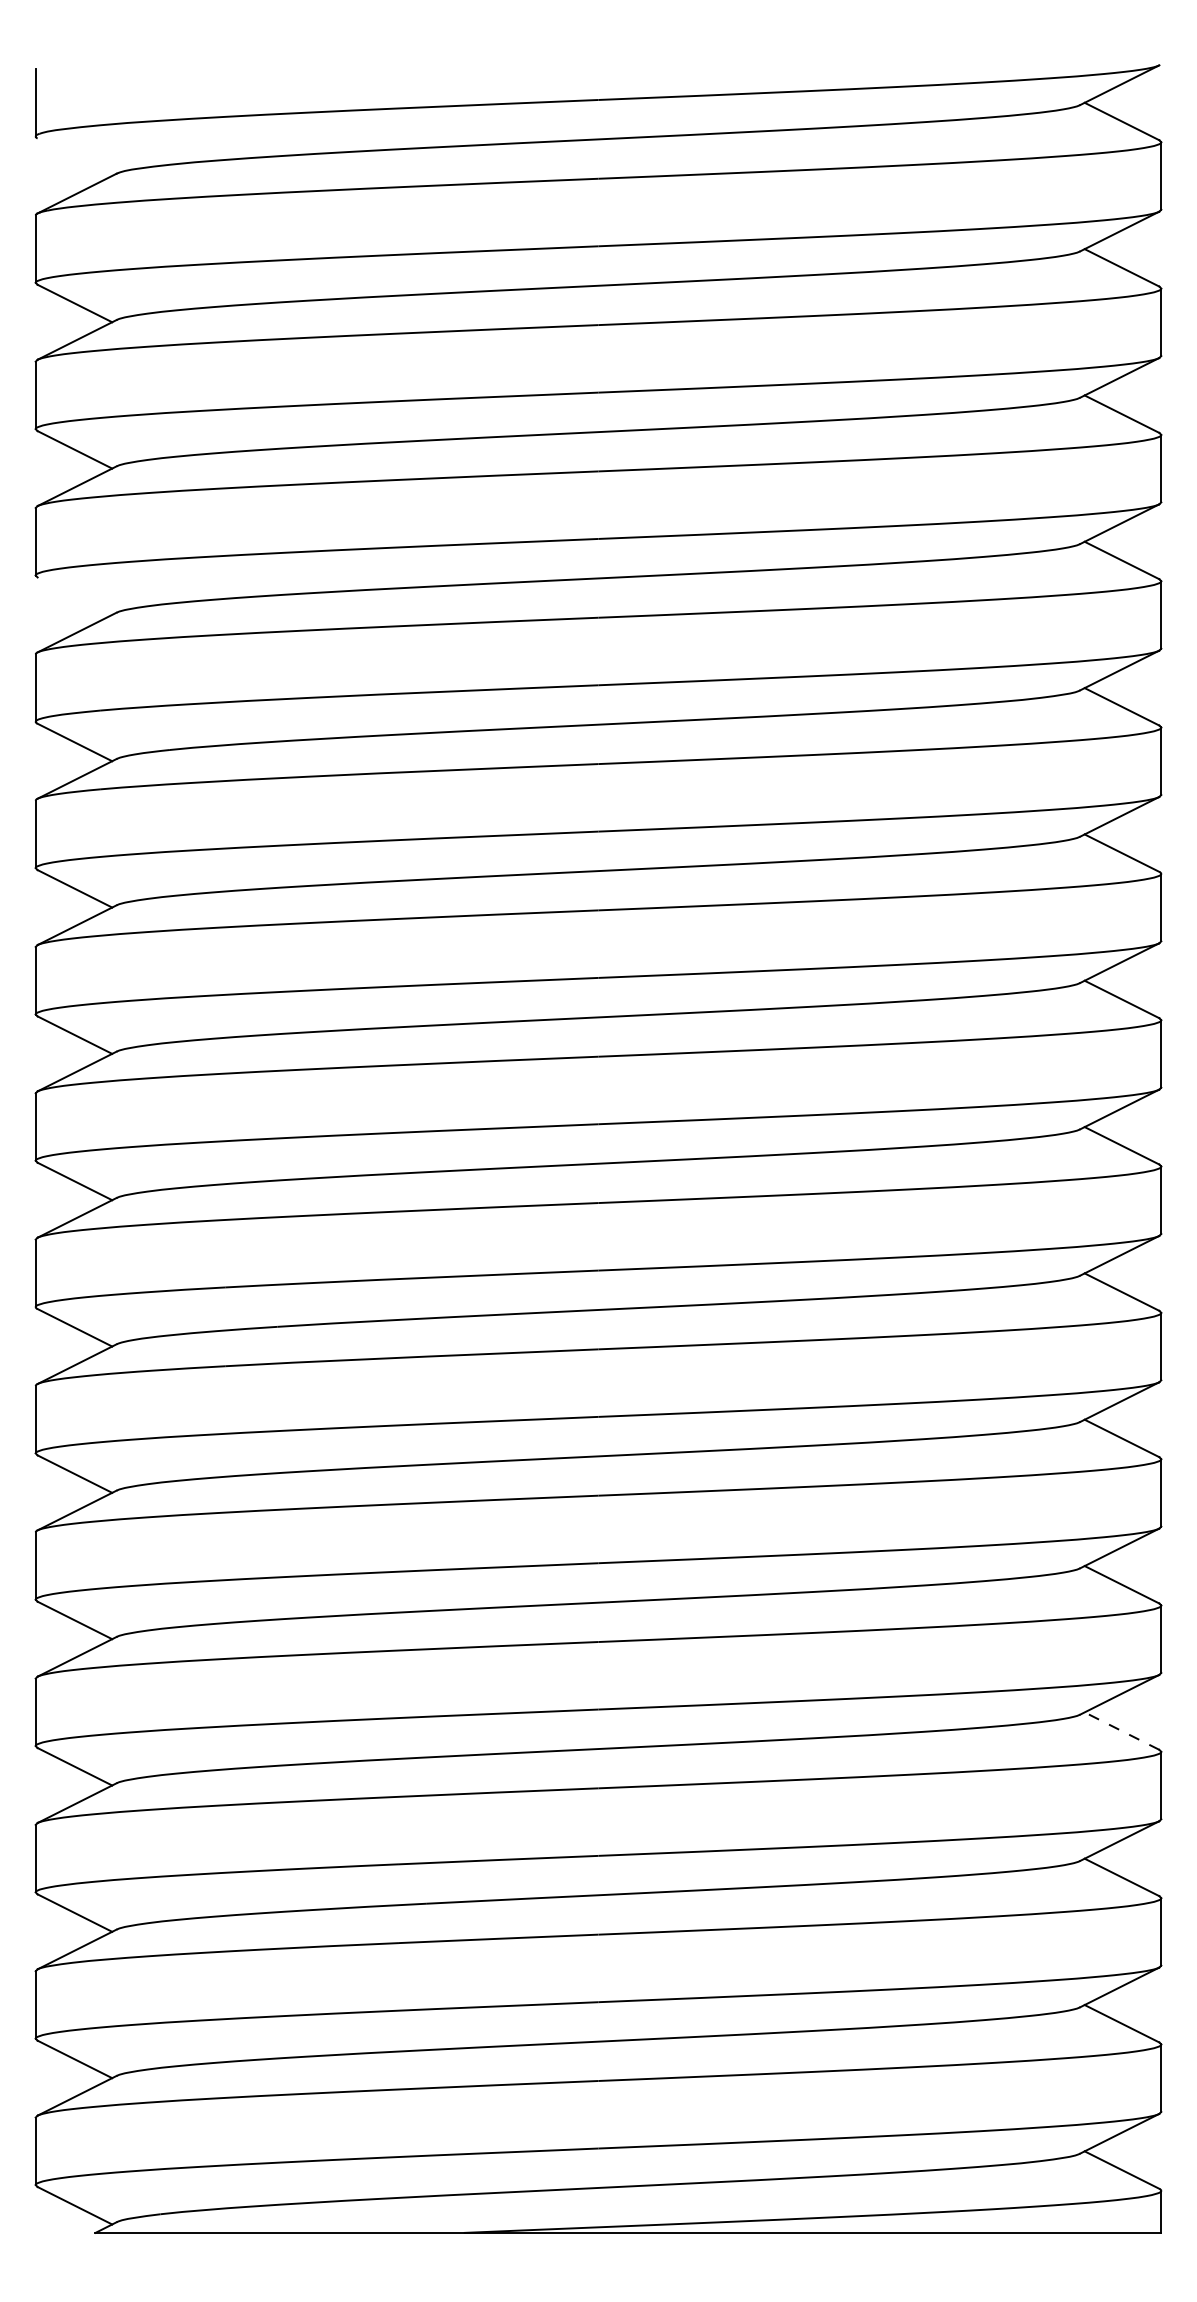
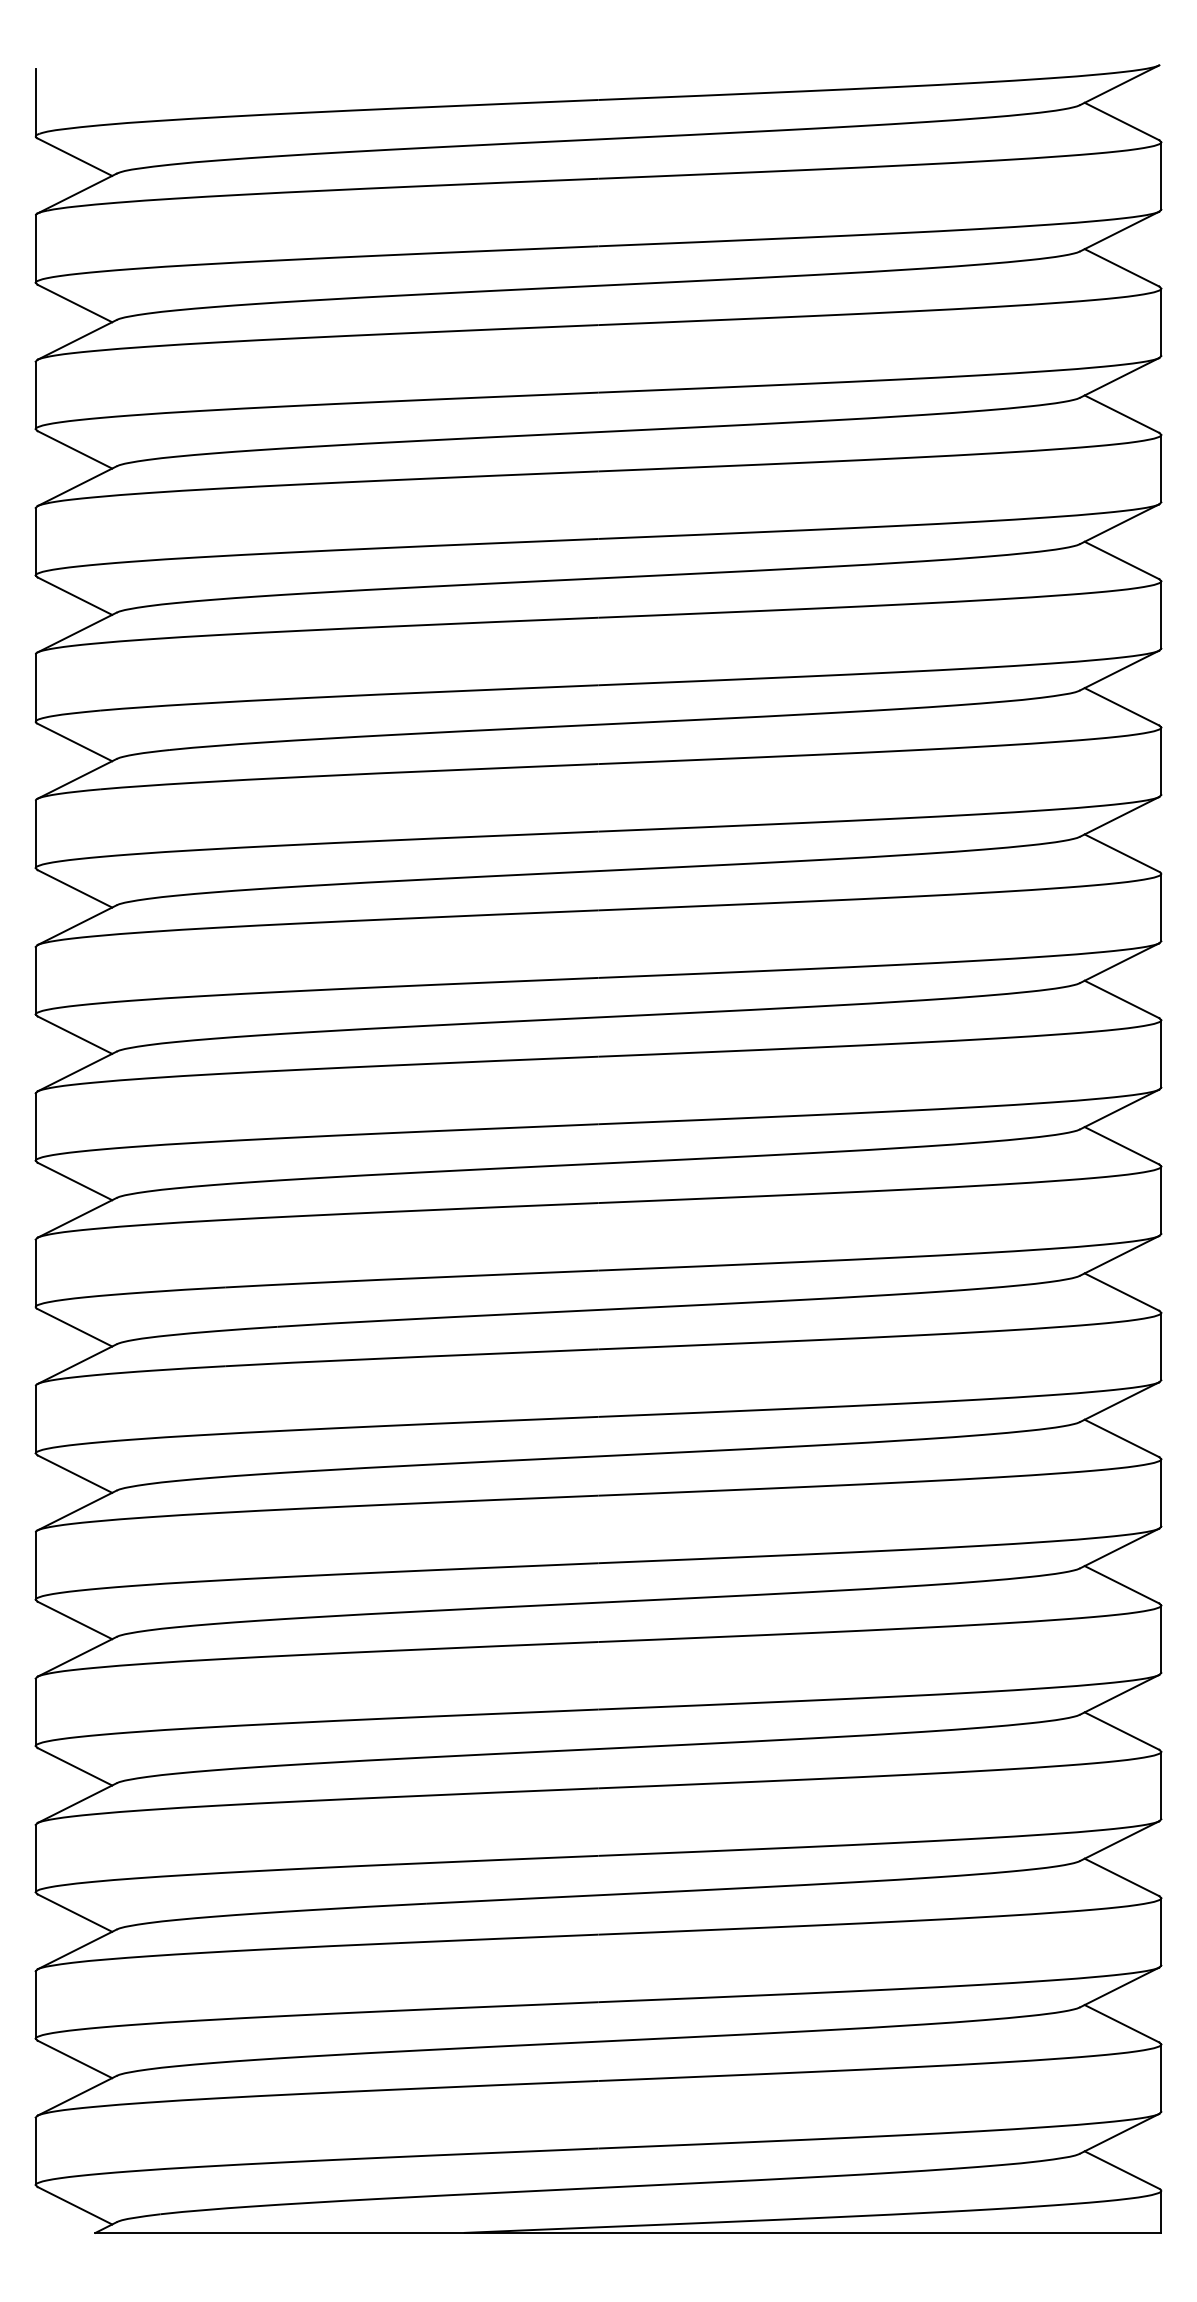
line: none -> present (74, 156)
line: none -> present (74, 595)
line: dashed -> solid (1122, 1731)
